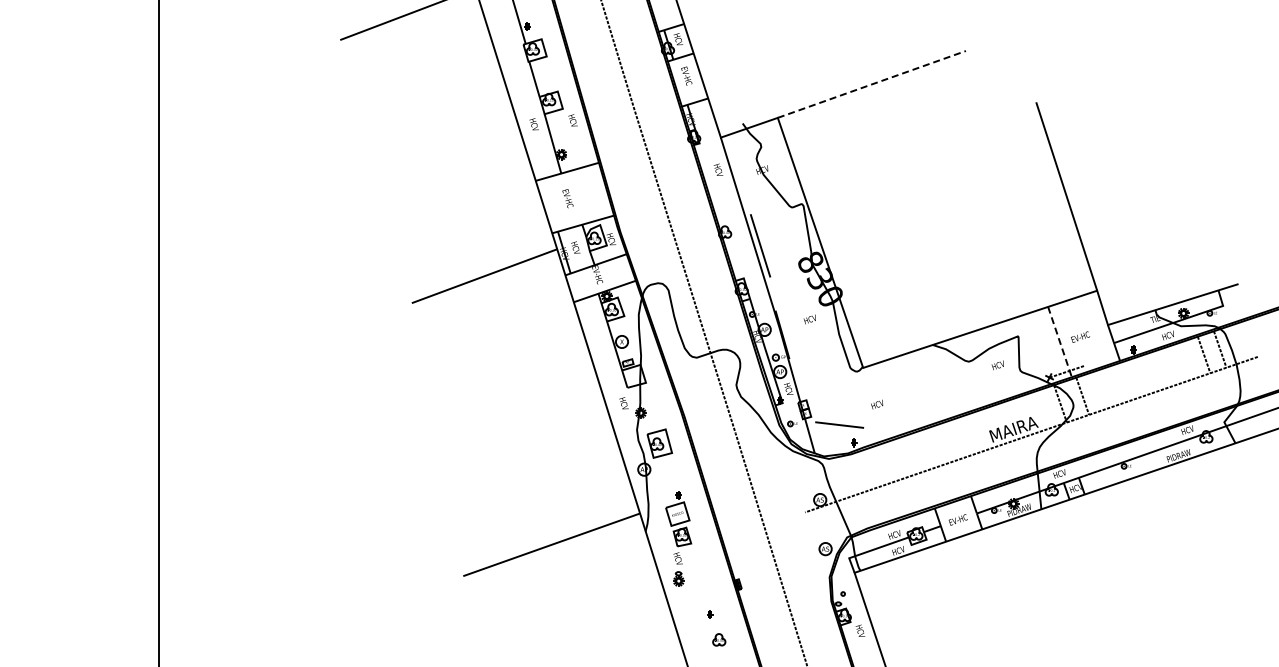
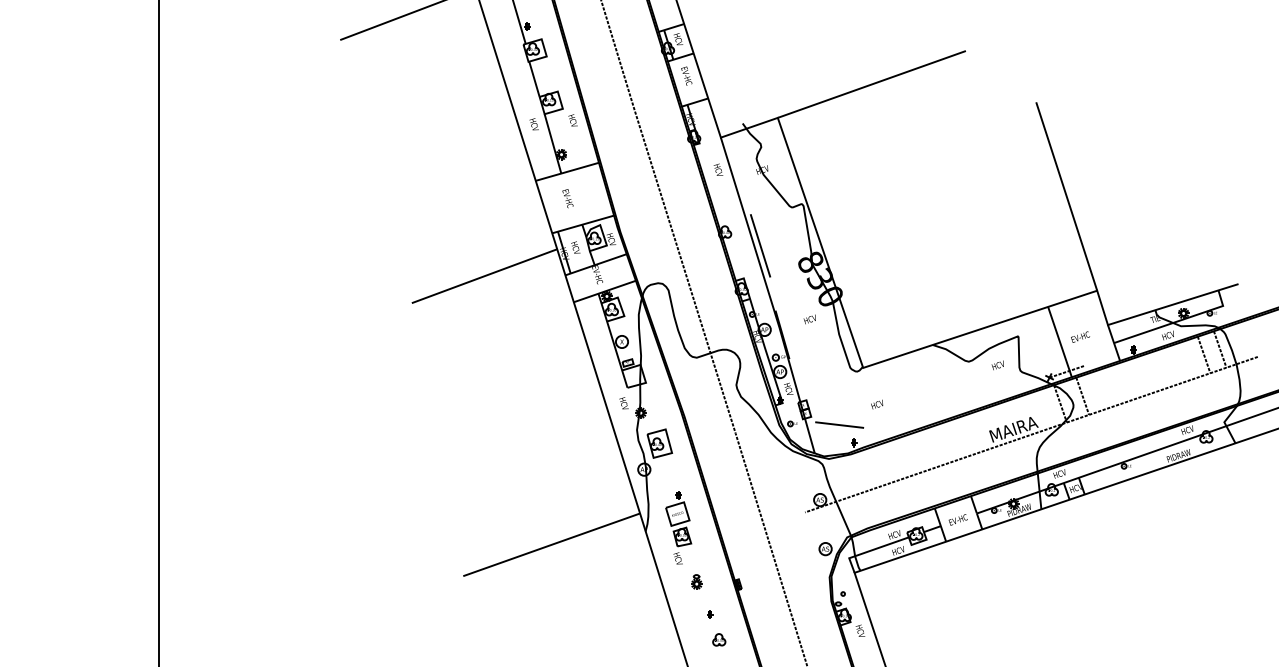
line: dashed -> solid (871, 84)
line: dashed -> solid (1060, 342)
part position: (678, 578) -> (696, 581) (696, 581)
